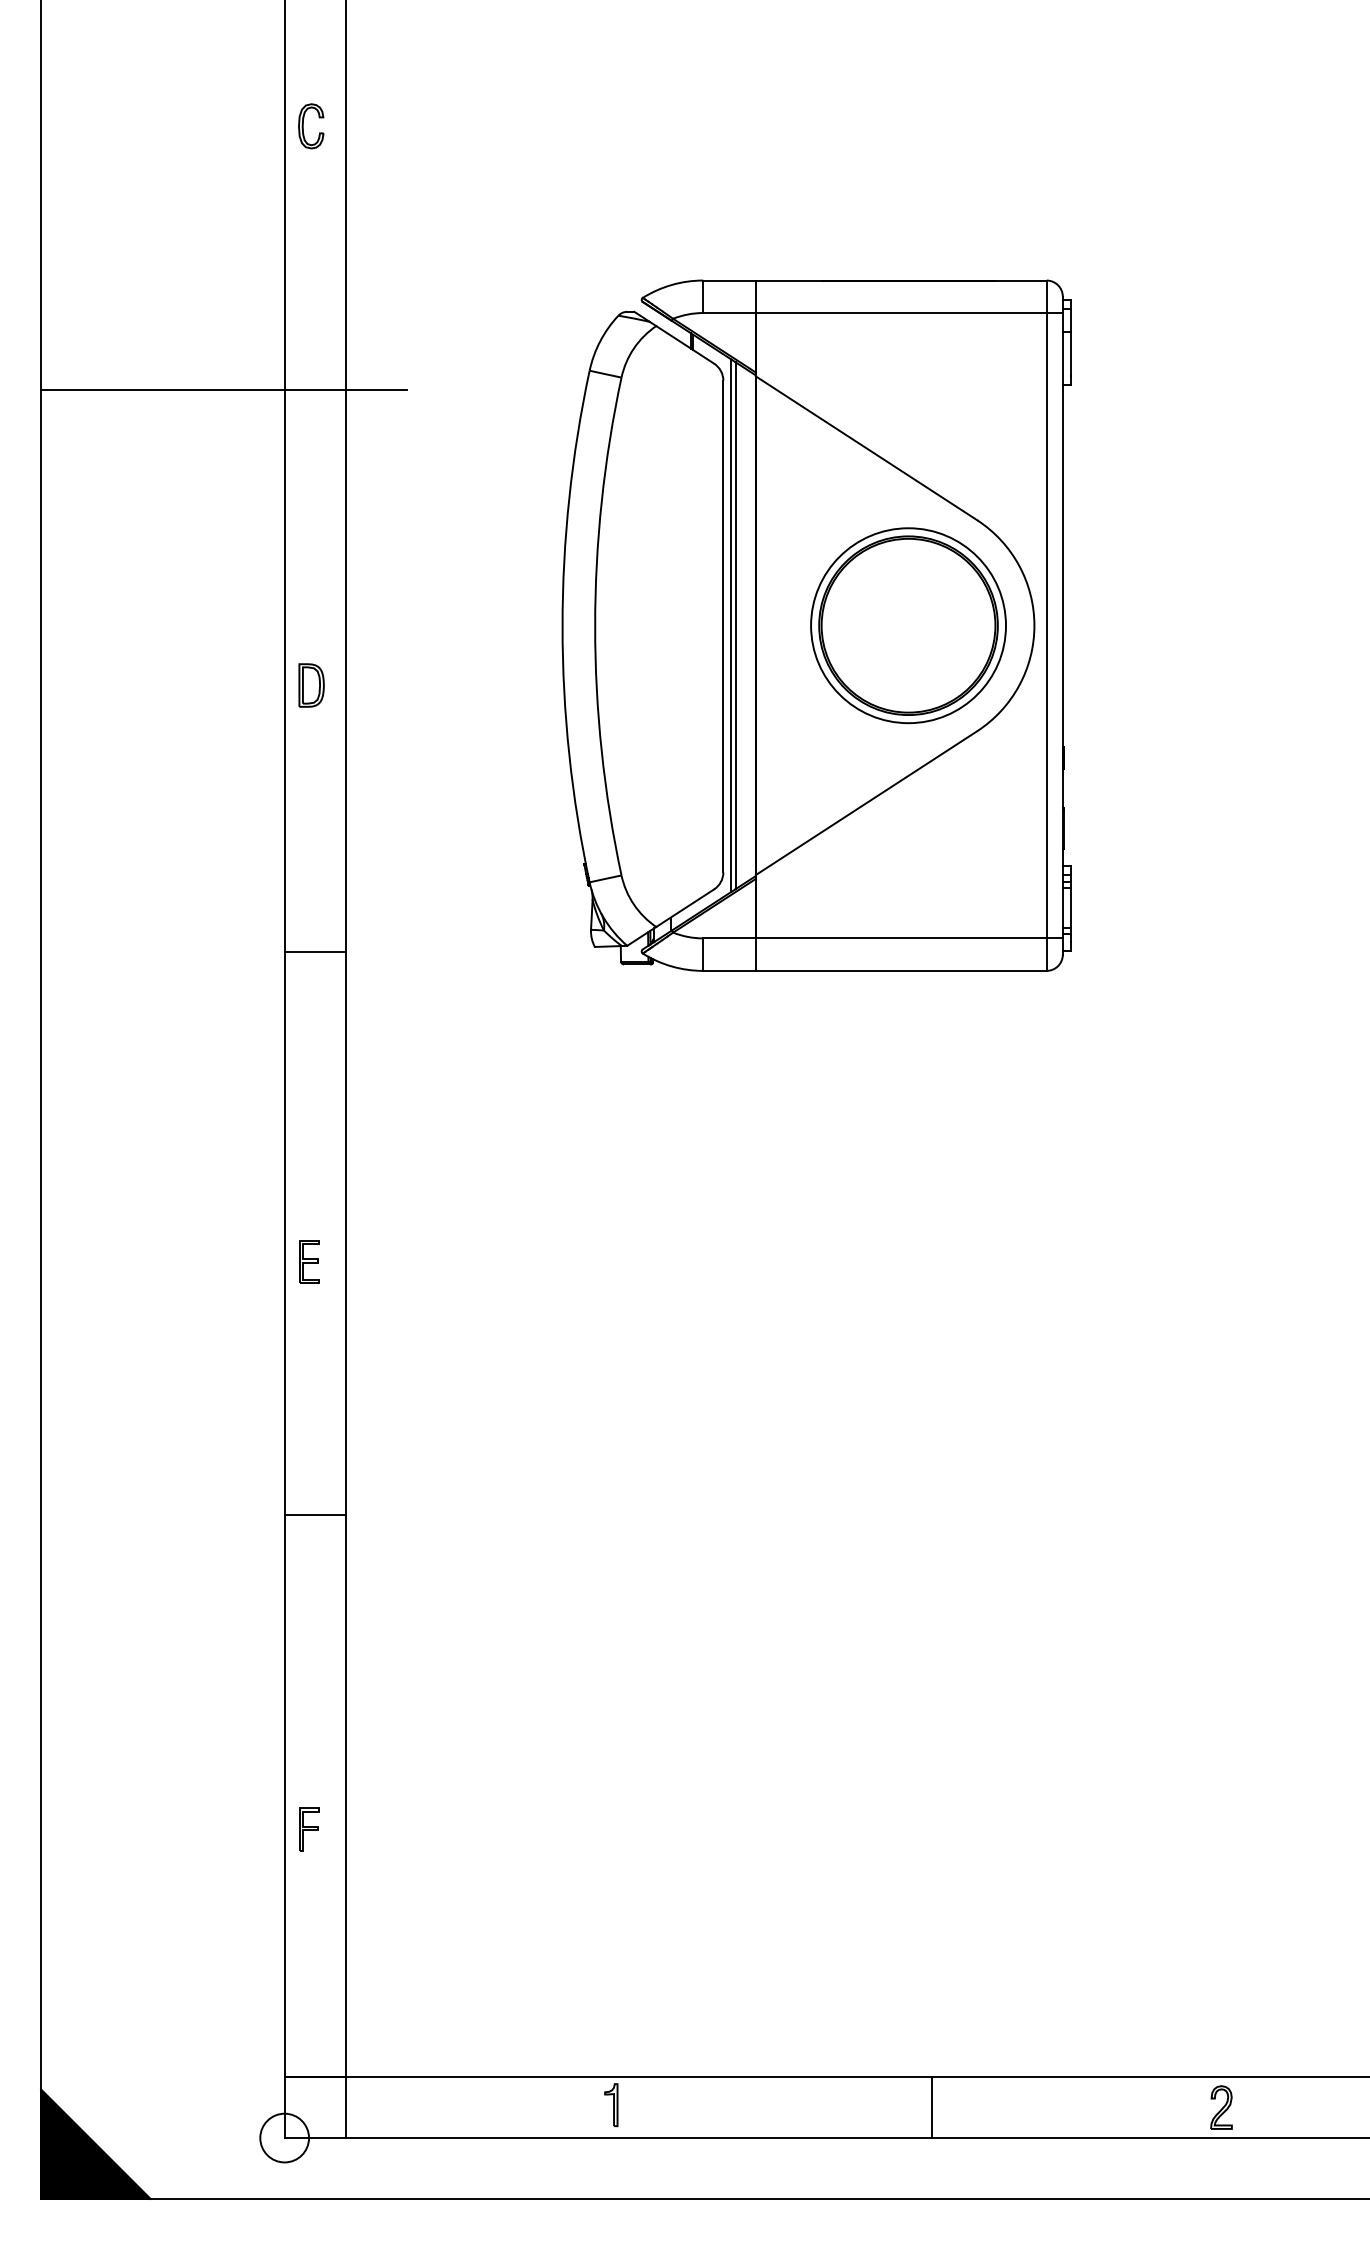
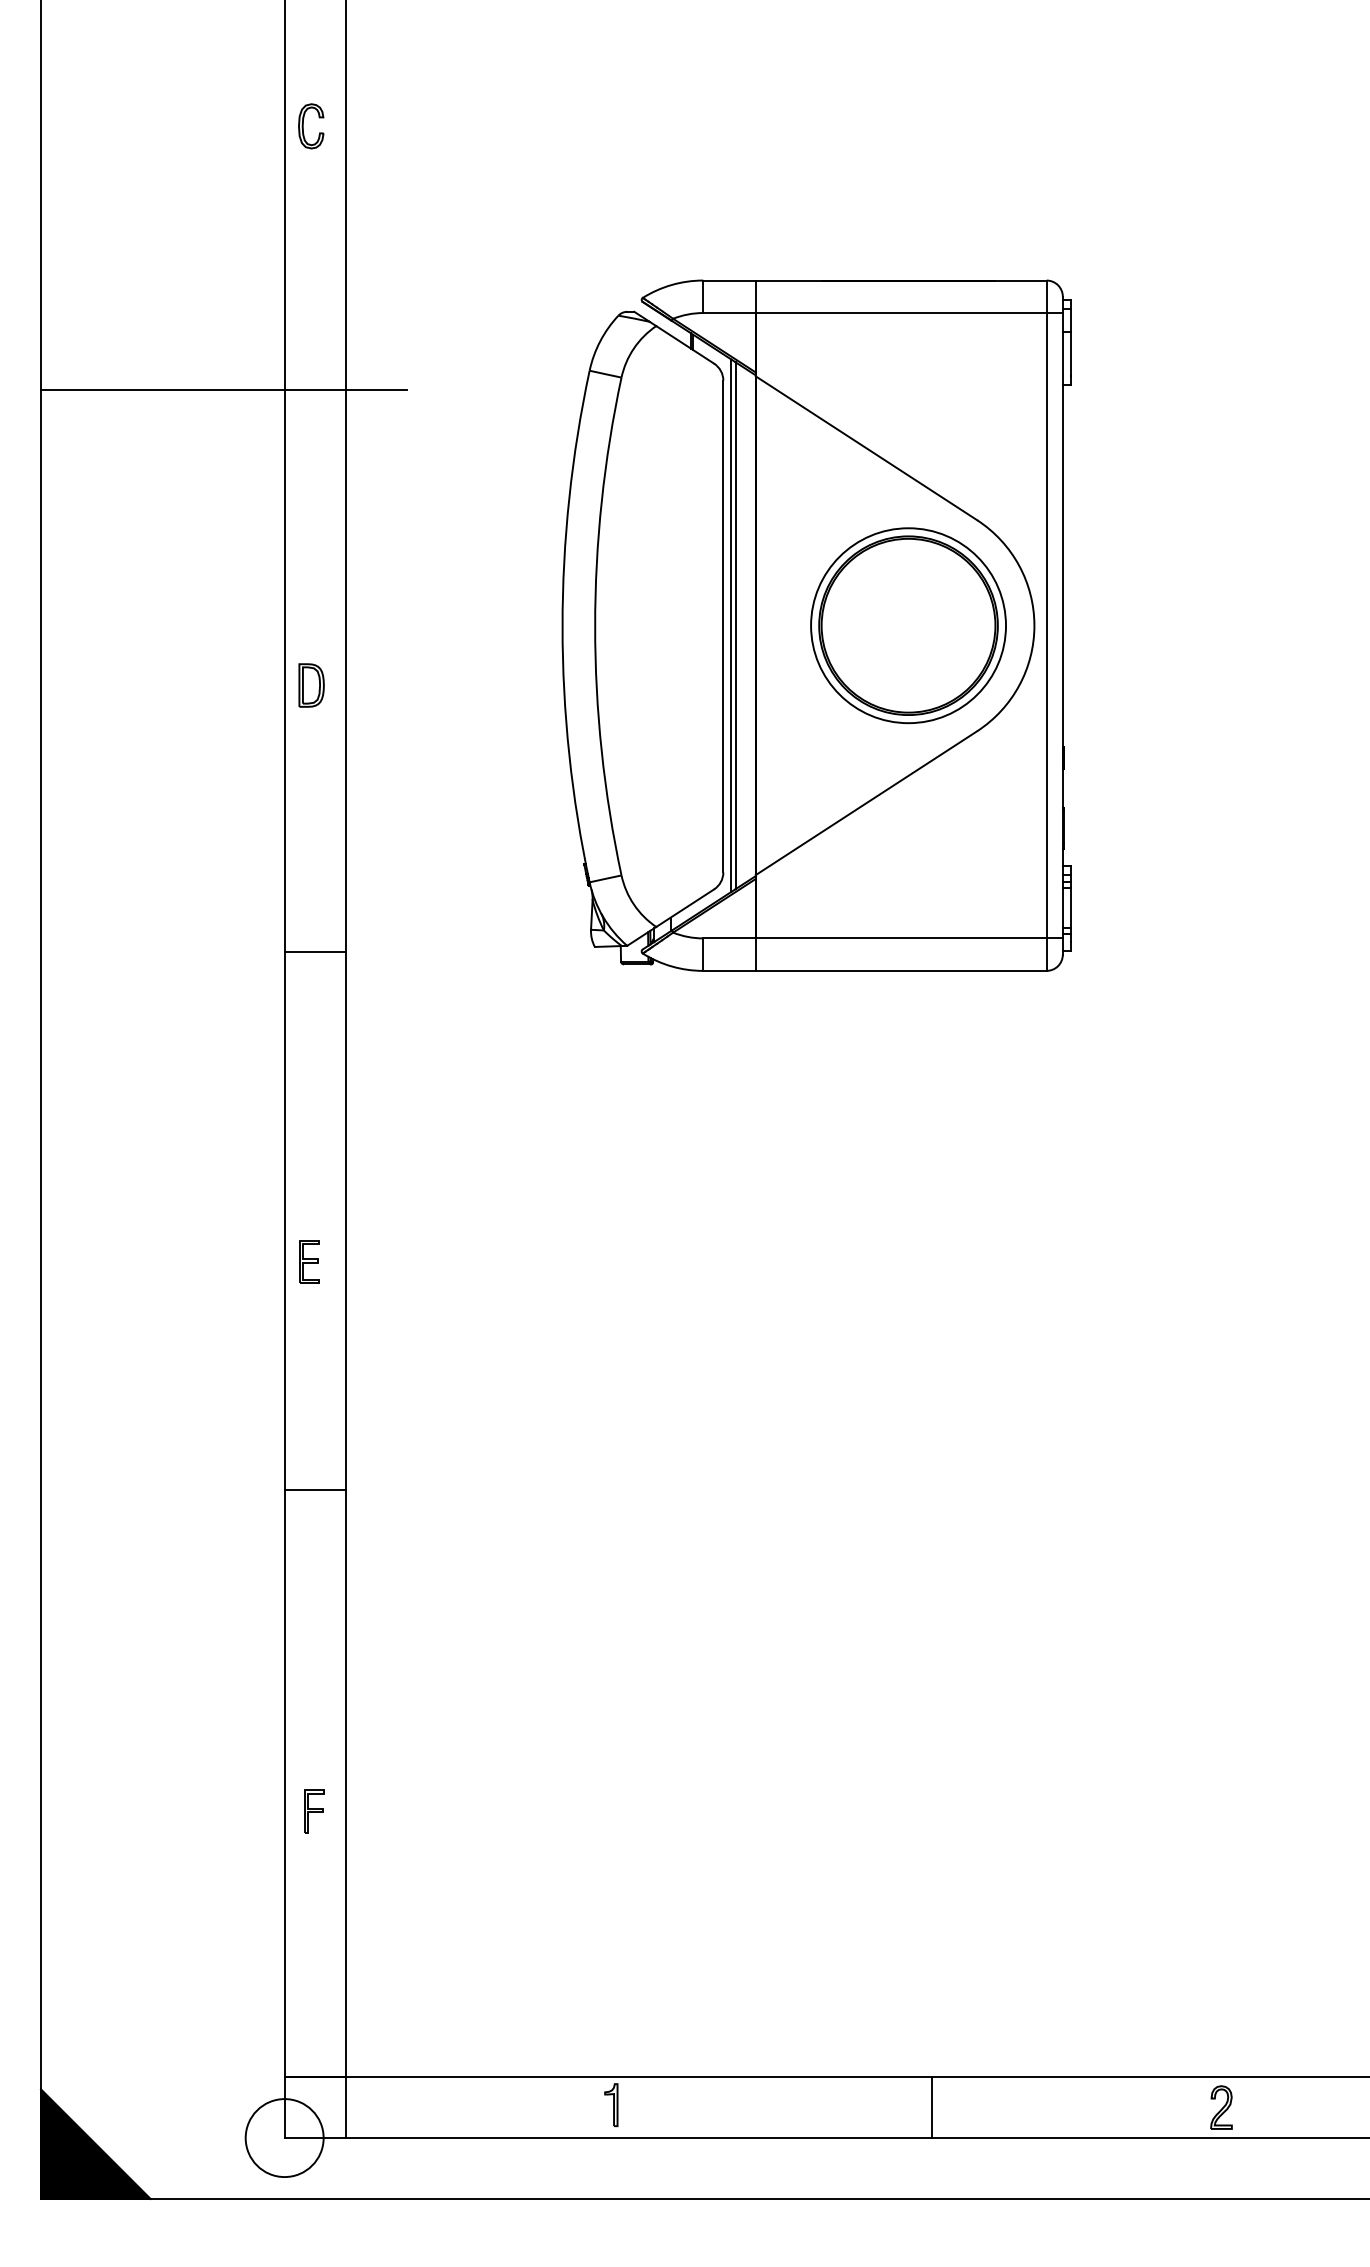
line position: (314, 1514) -> (314, 1489) (314, 1489)
part position: (309, 1829) -> (314, 1811) (314, 1811)
circle diameter: 49 px -> 78 px (284, 2138)
